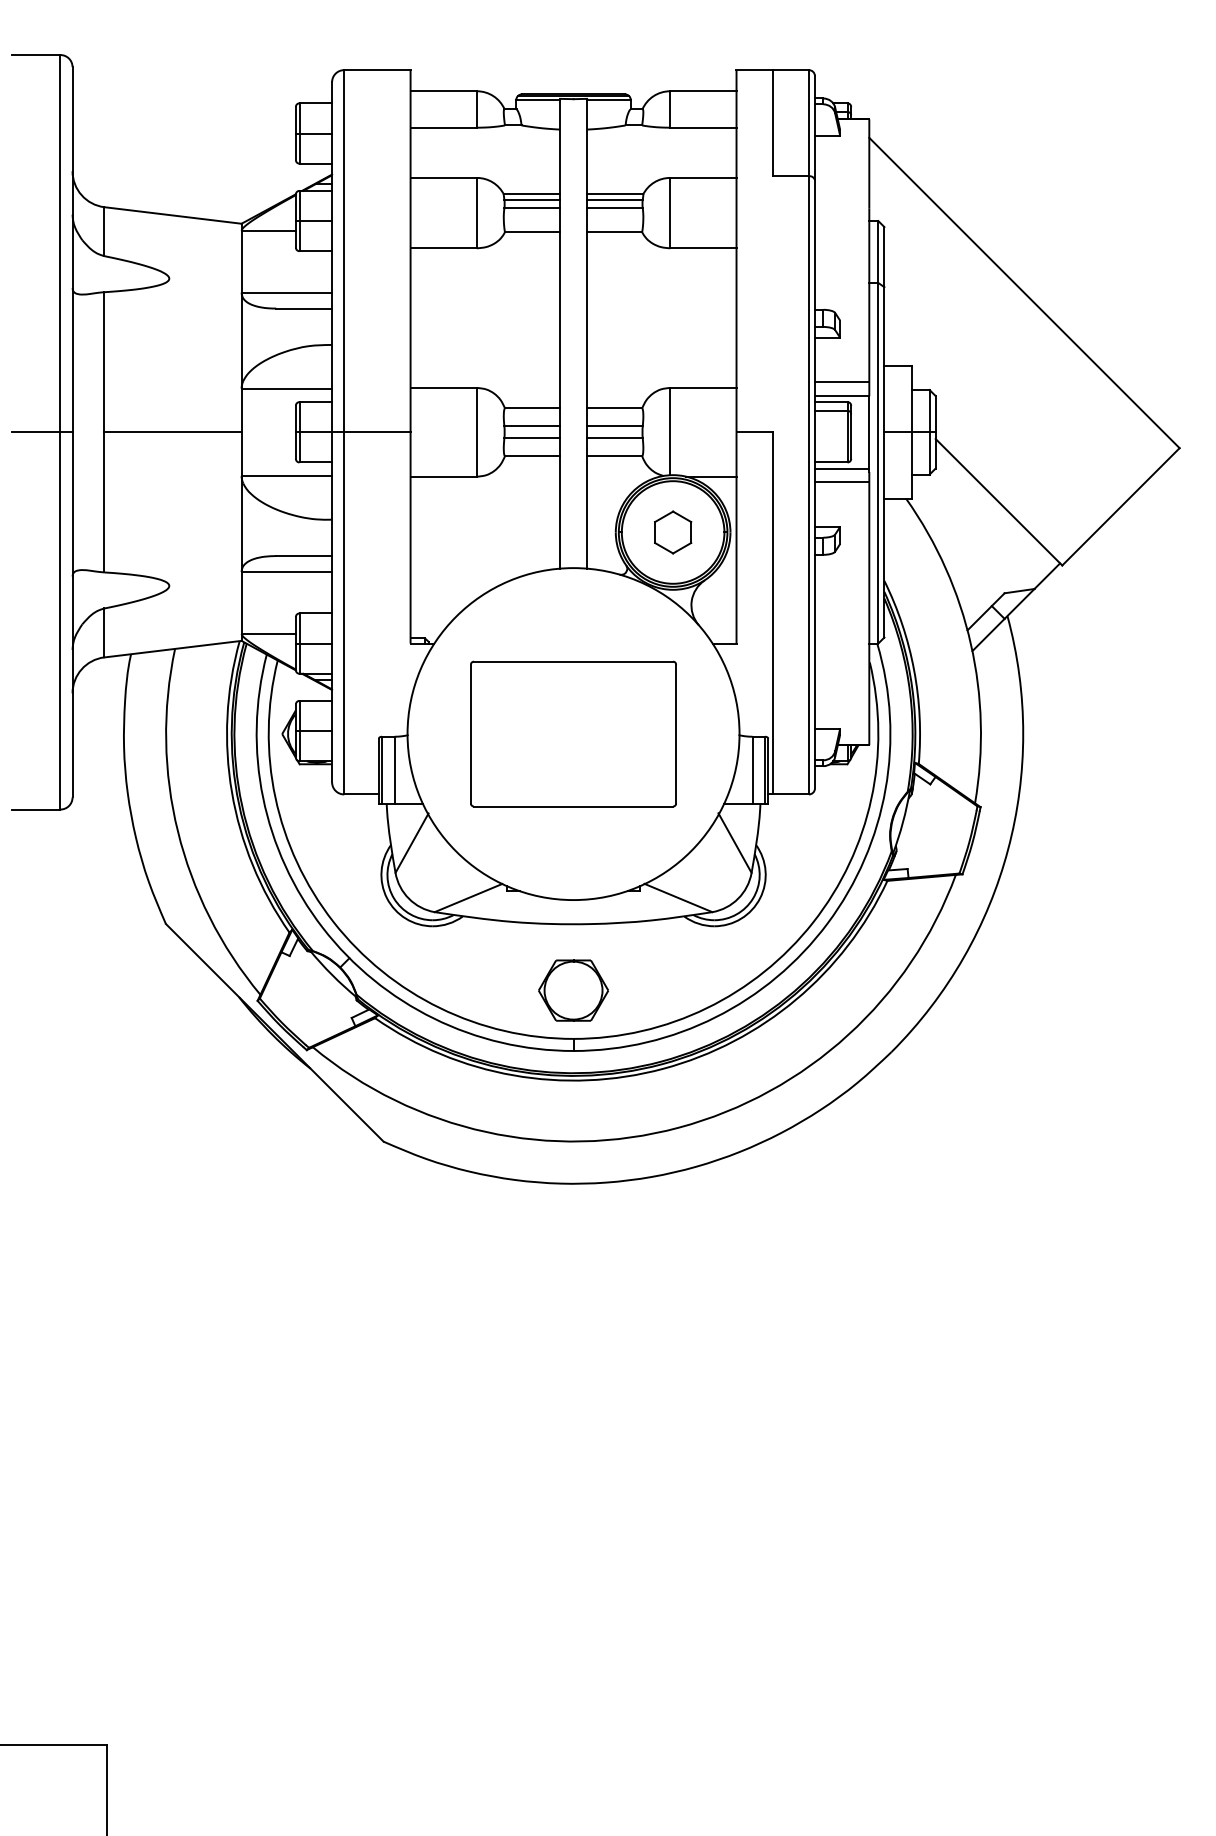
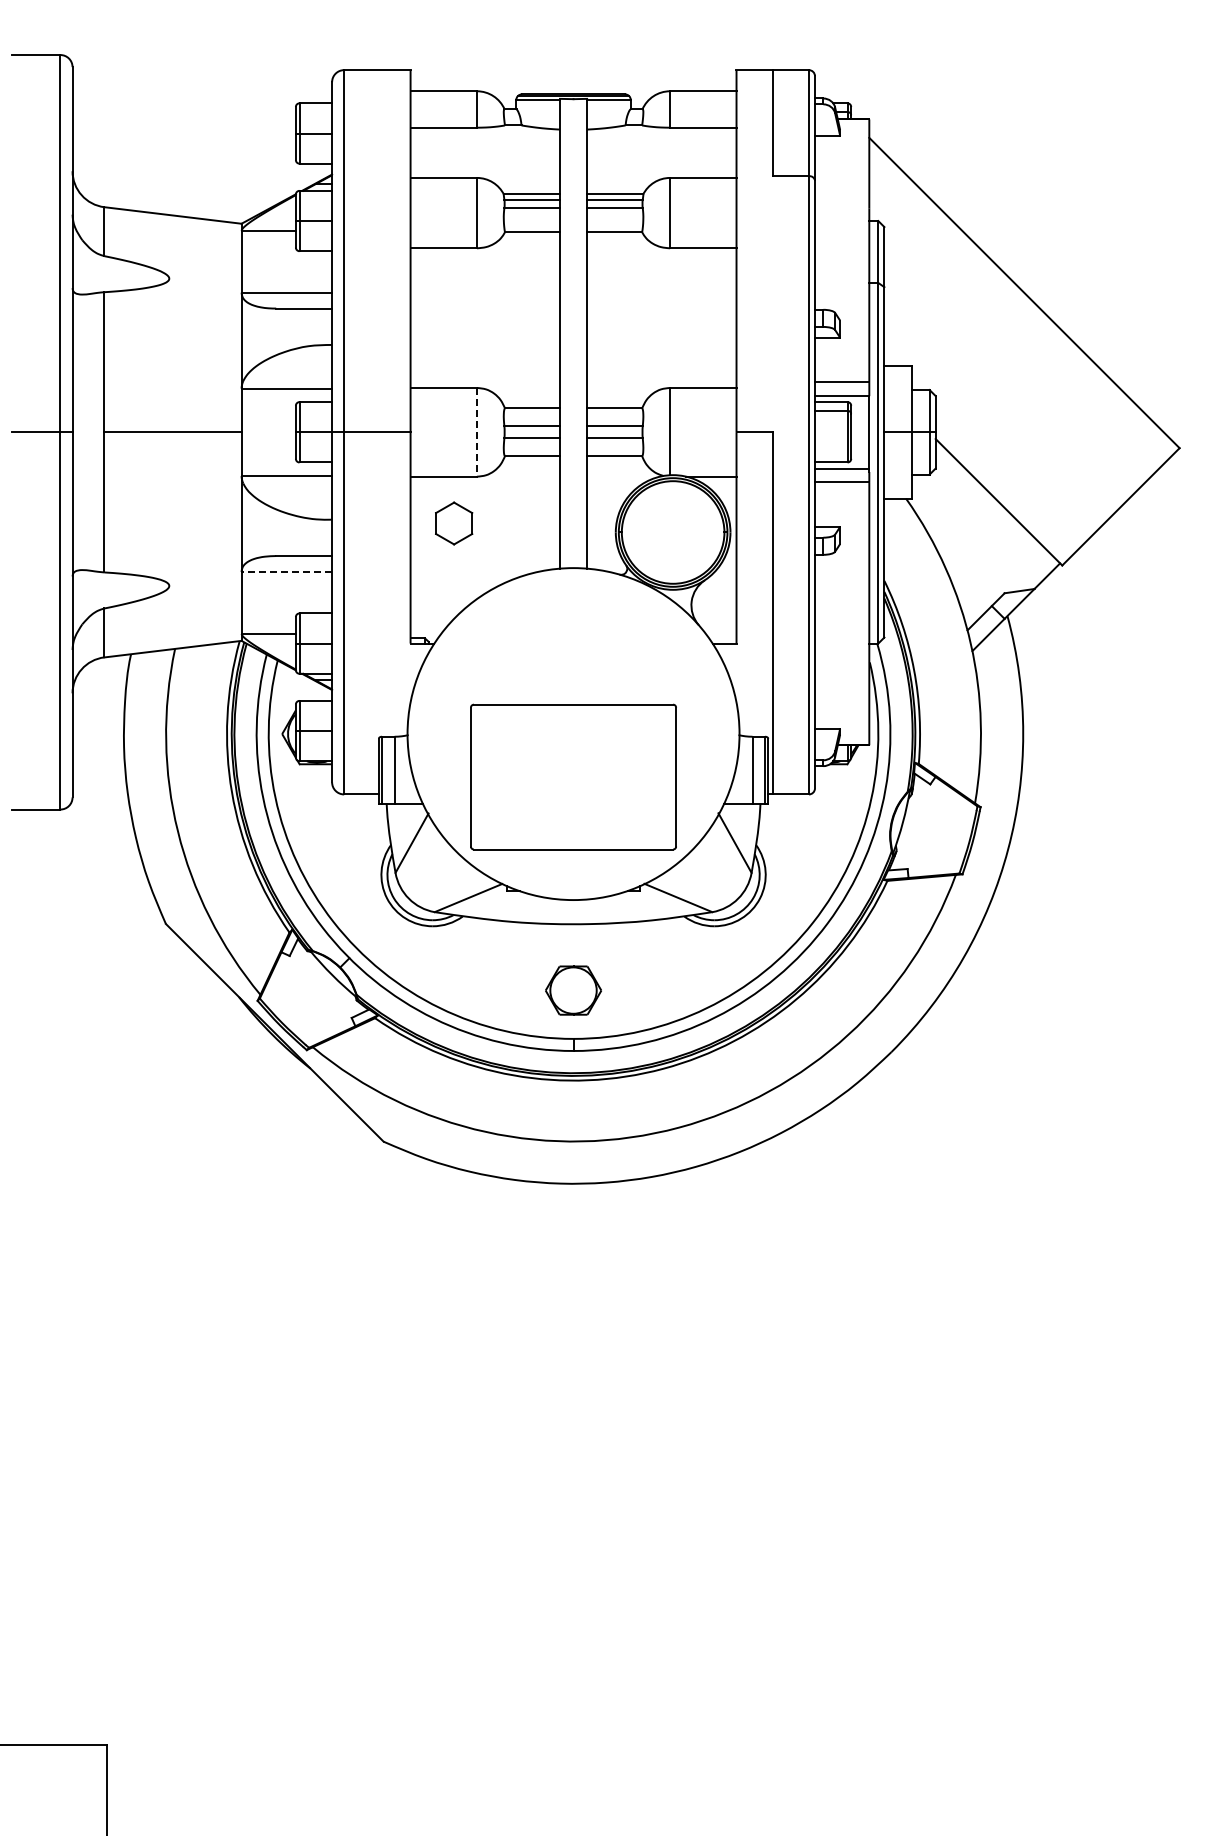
line: solid -> dashed (476, 432)
part position: (673, 532) -> (454, 523) (454, 523)
line: solid -> dashed (286, 572)
part position: (573, 733) -> (573, 776) (573, 776)
part size: 71x63 px -> 57x51 px (573, 990)
